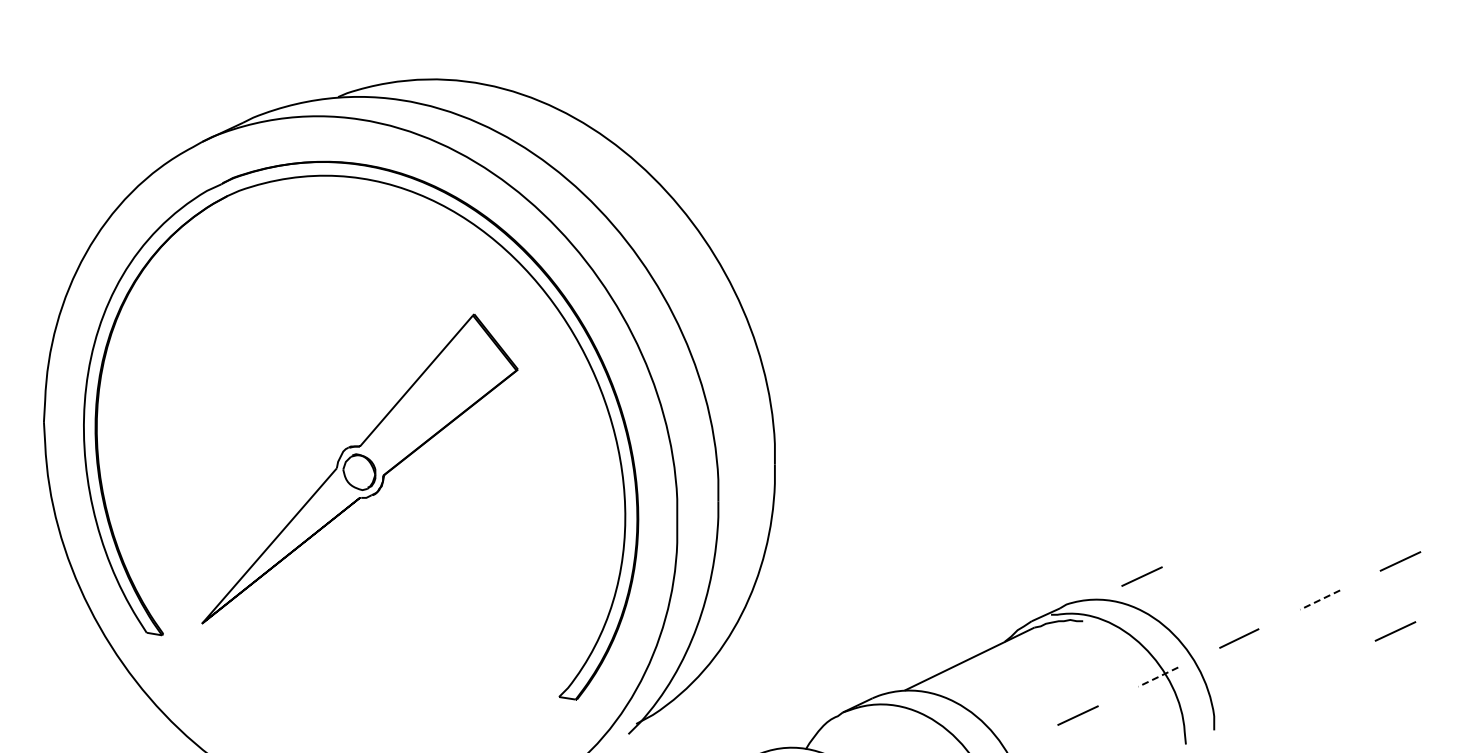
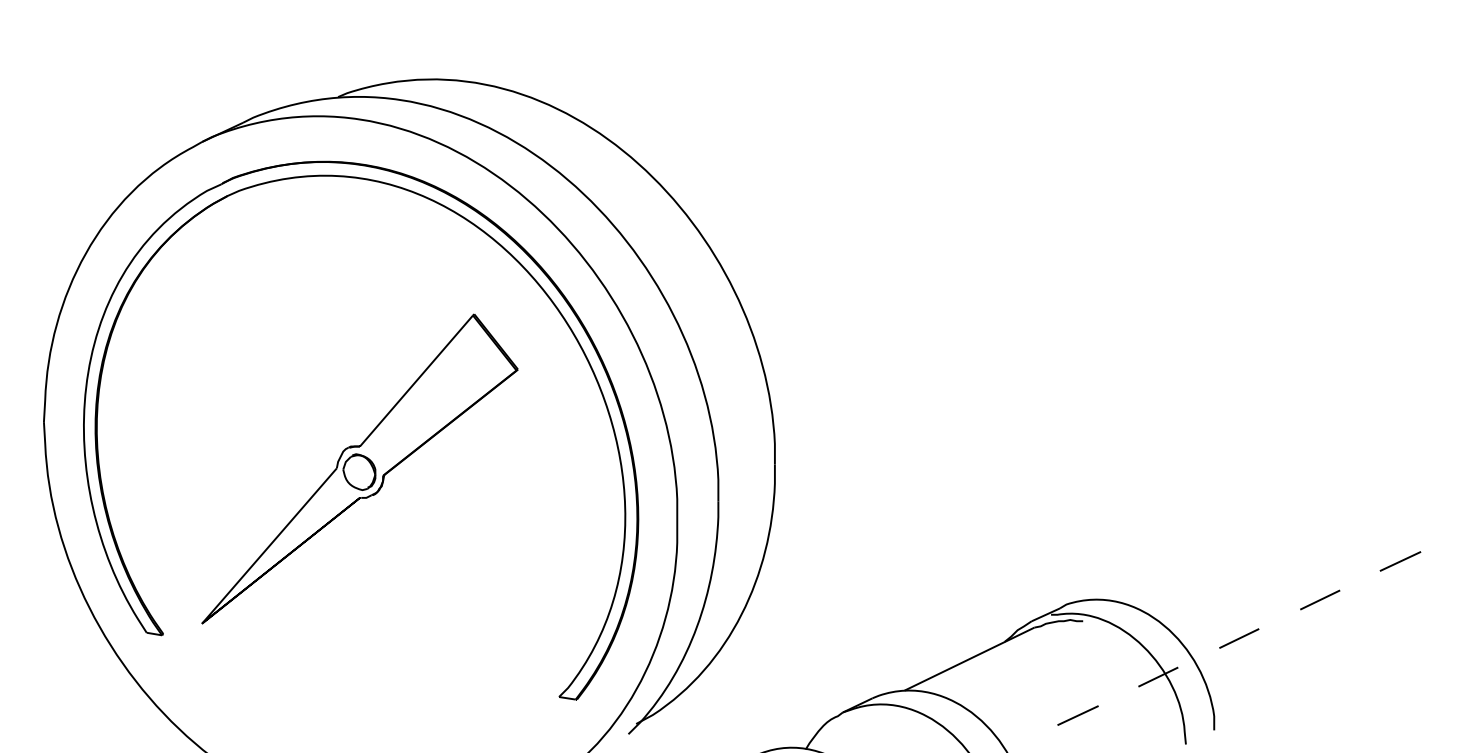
line: present -> none (1141, 576)
line: dashed -> solid (1319, 600)
line: present -> none (1395, 631)
line: dashed -> solid (1157, 677)
